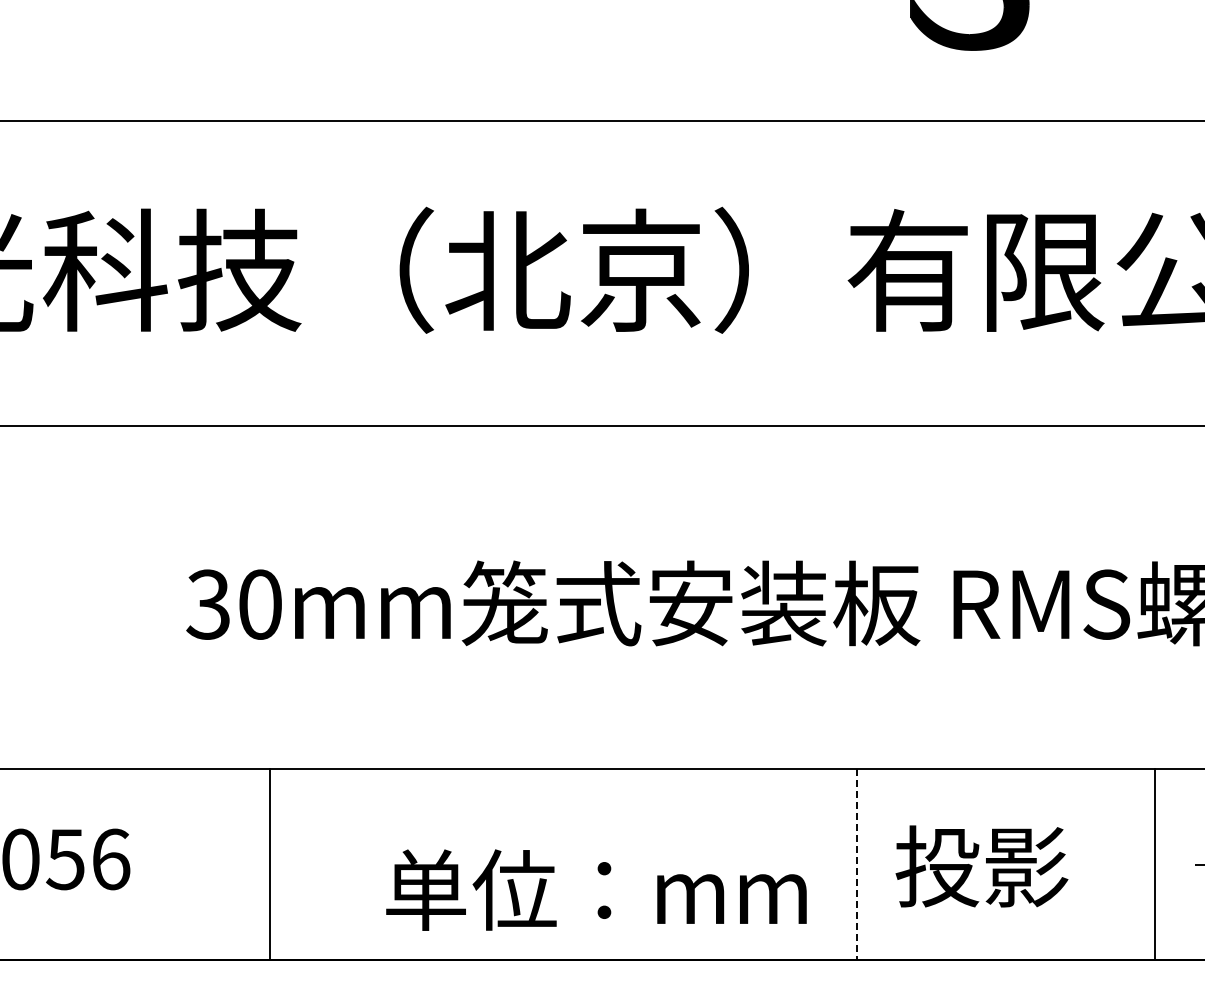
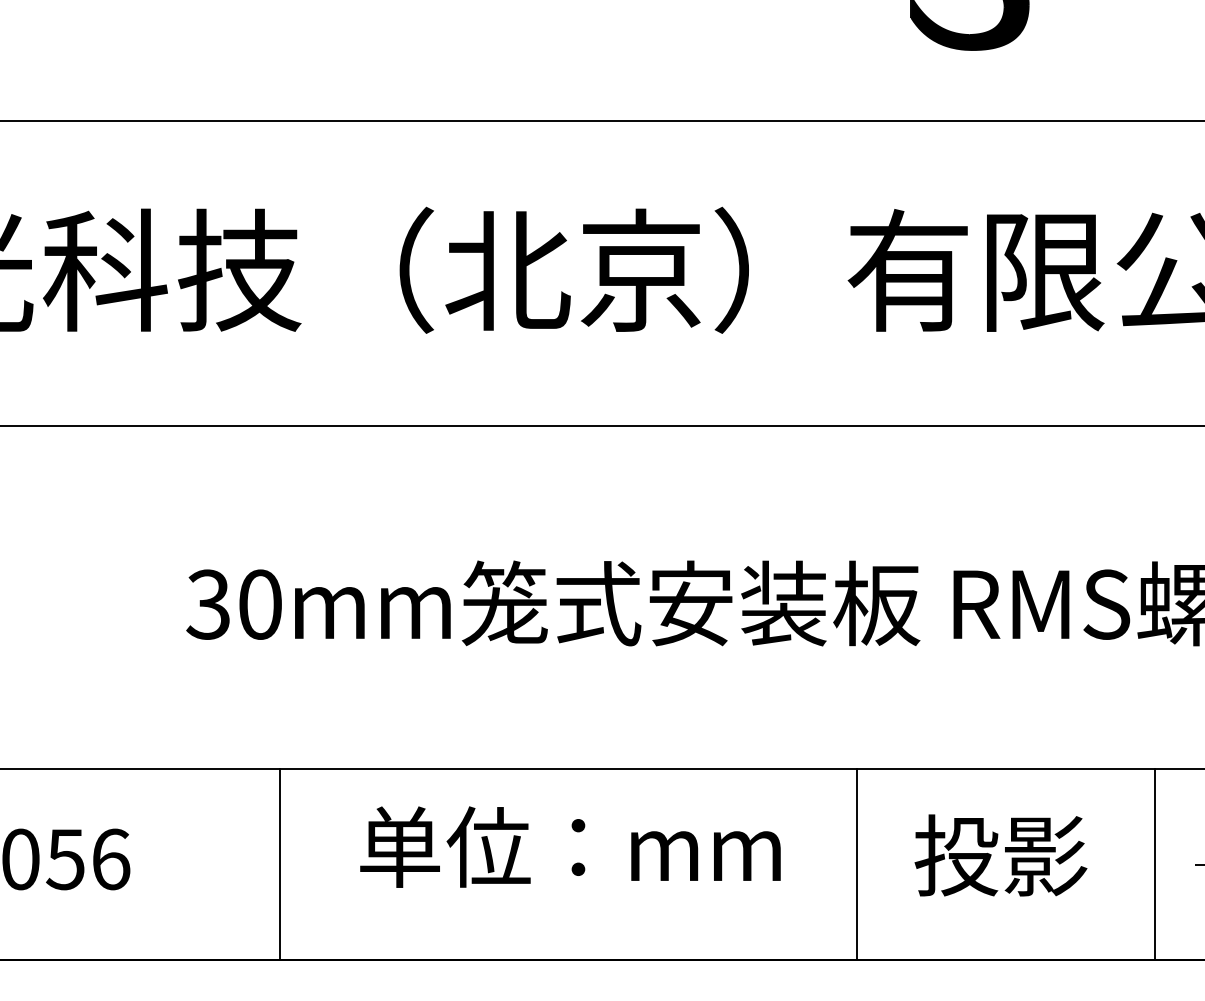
line position: (270, 864) -> (280, 864) (280, 864)
line: dashed -> solid (856, 864)
text position: (981, 866) -> (1000, 855) (1000, 855)
text position: (596, 889) -> (570, 846) (570, 846)
